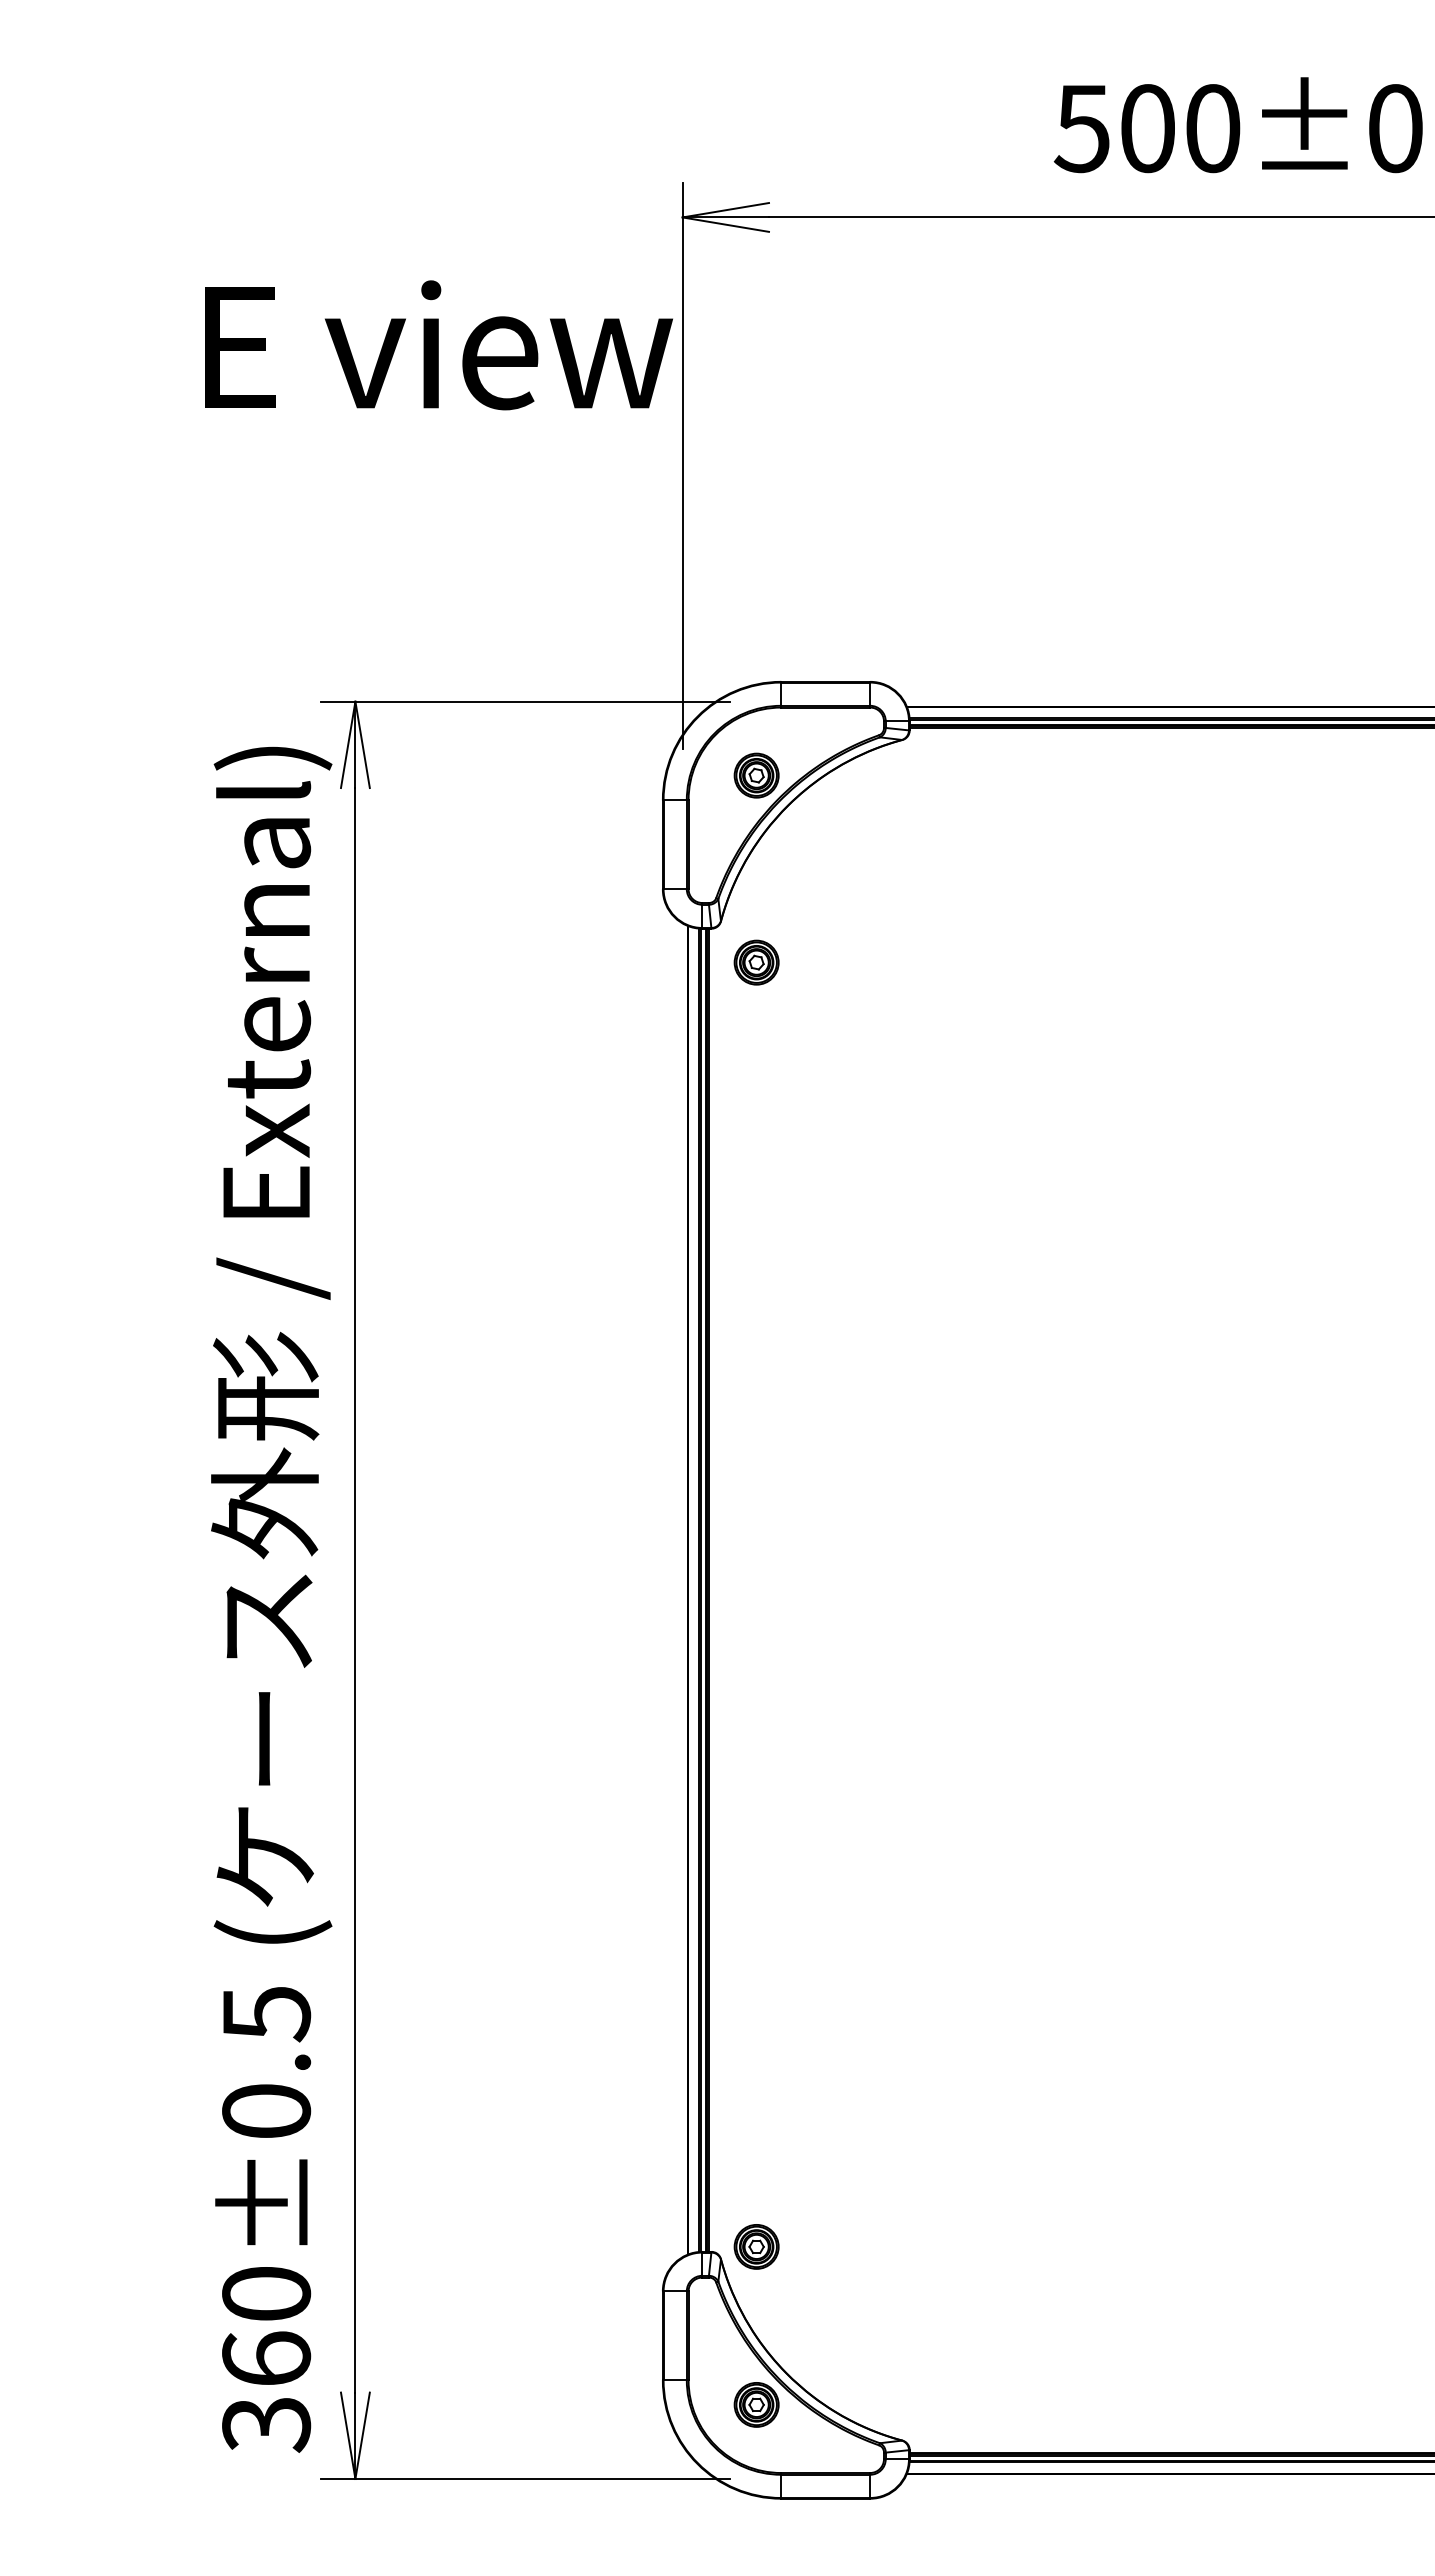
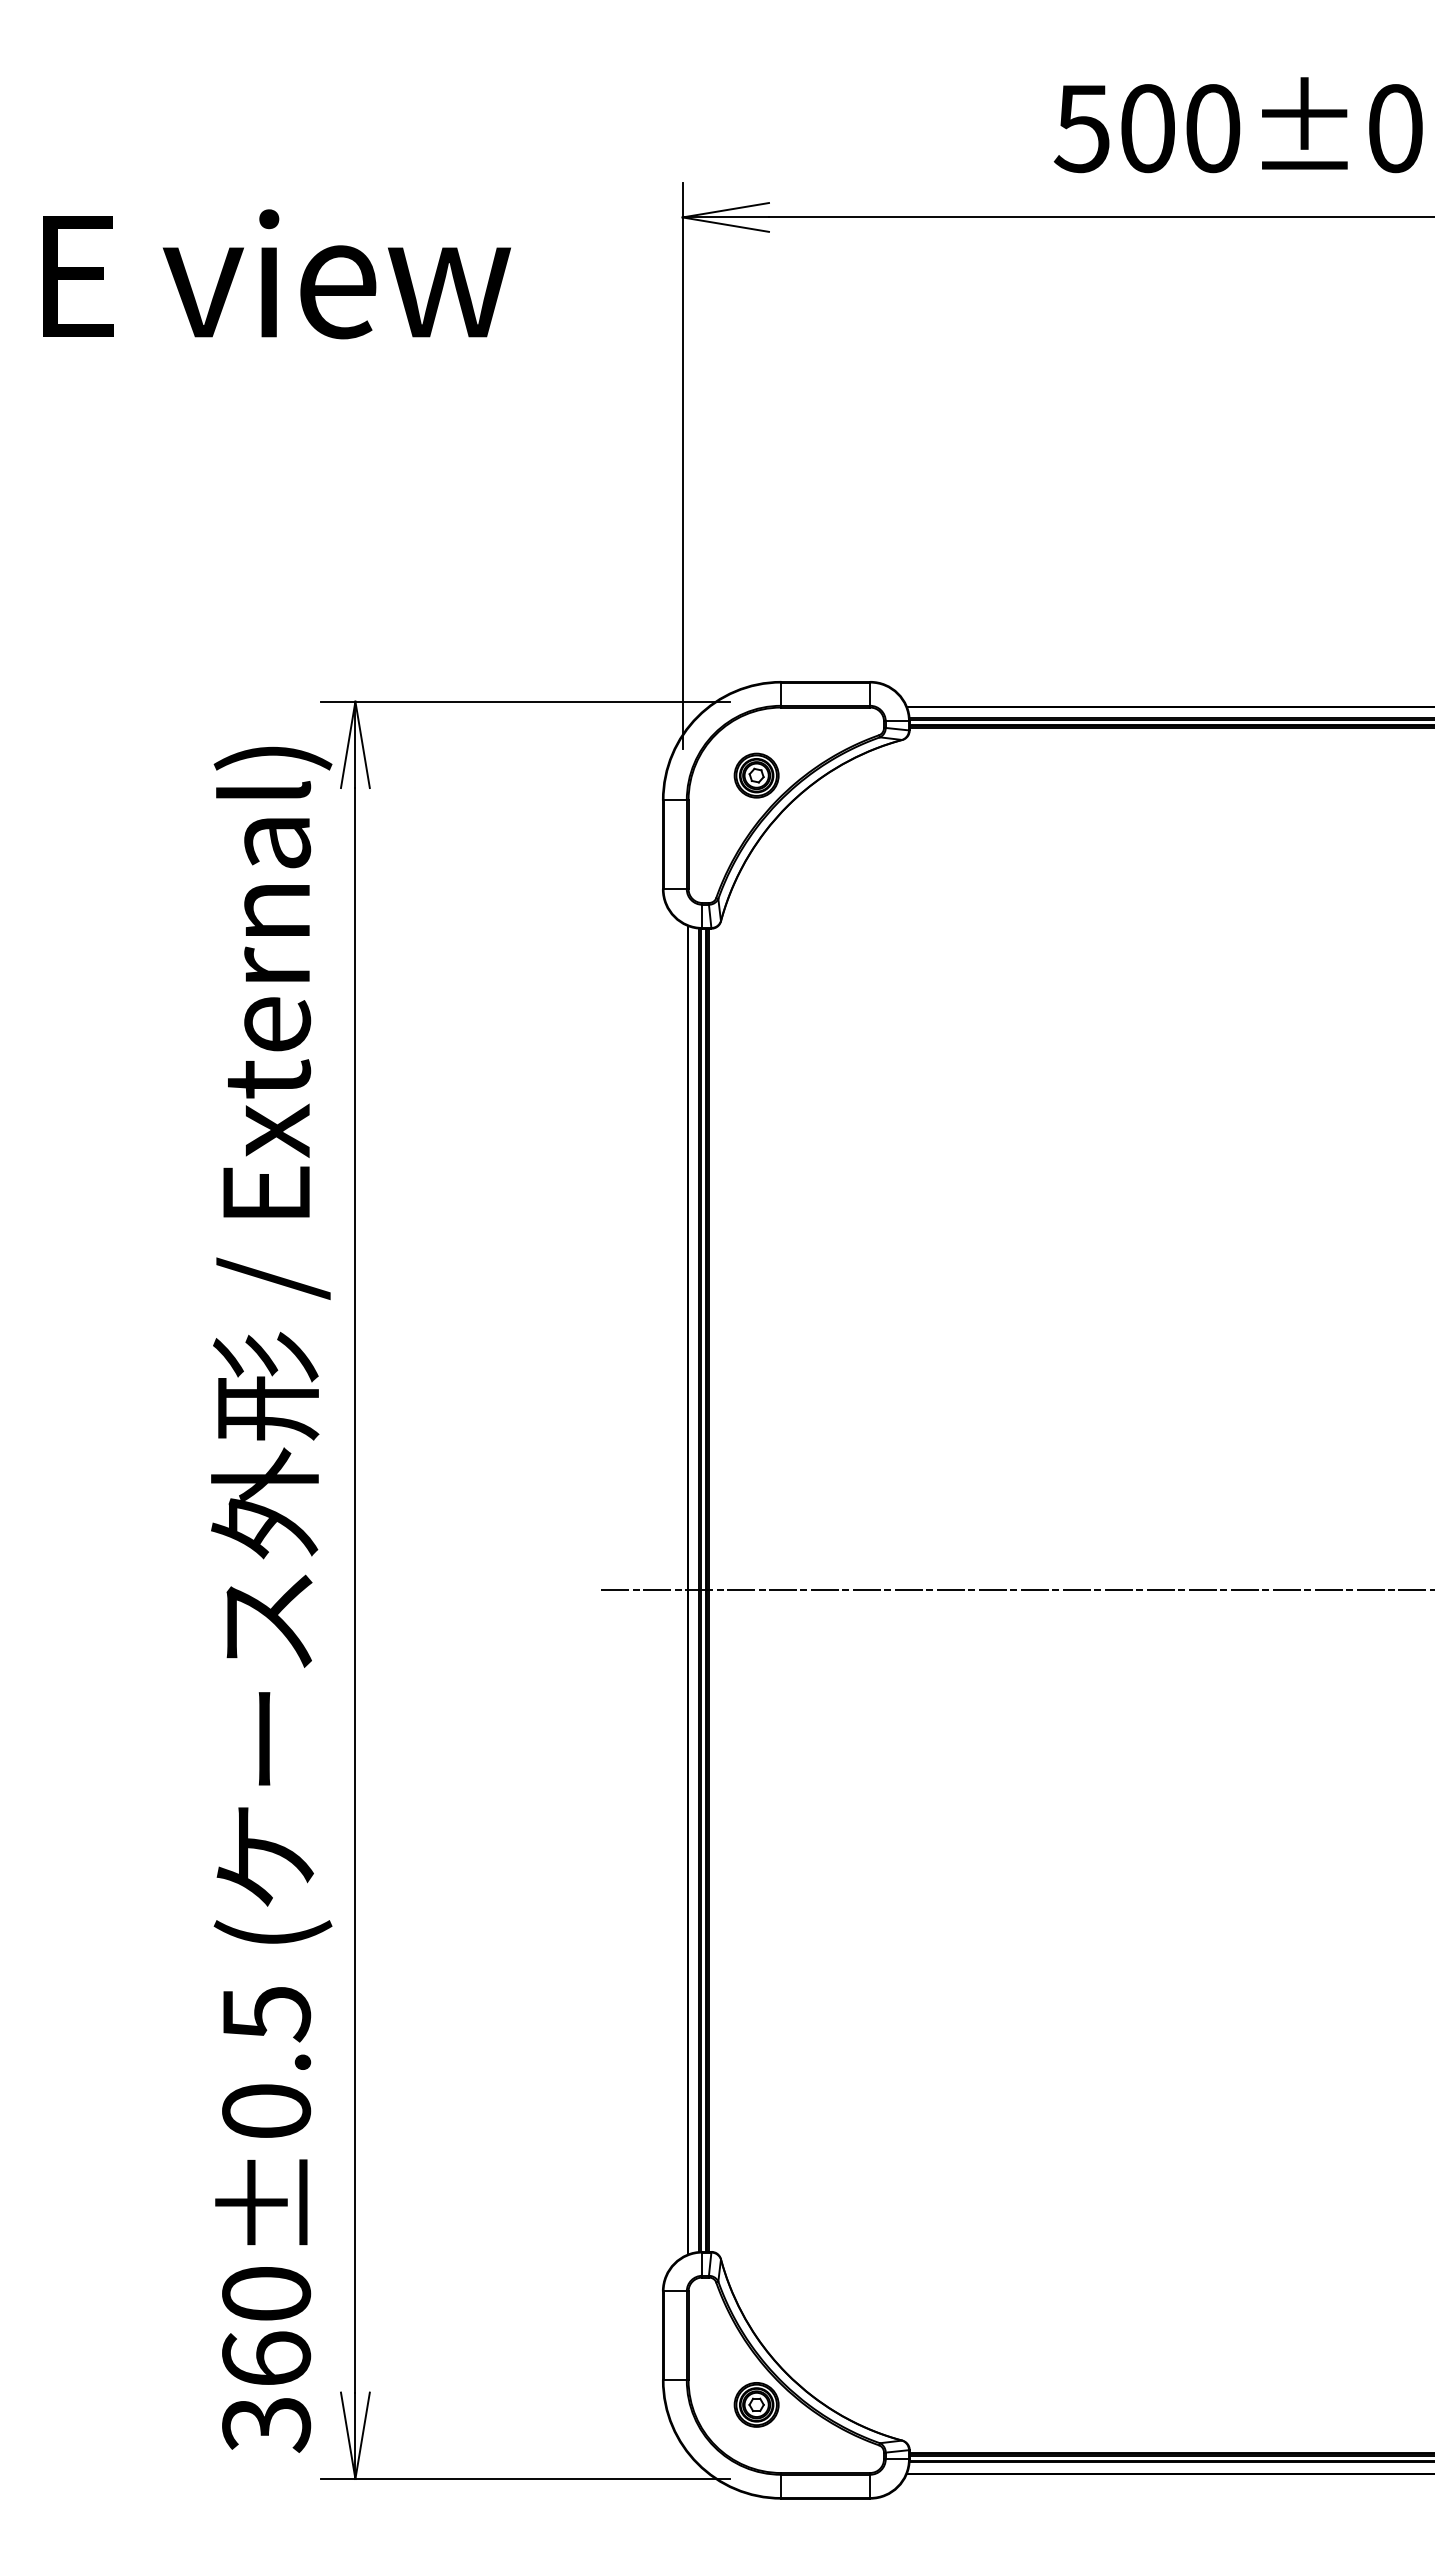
text position: (438, 345) -> (276, 274) (276, 274)
part: present -> none (756, 962)
line: none -> present (1016, 1590)
part: present -> none (756, 2246)
